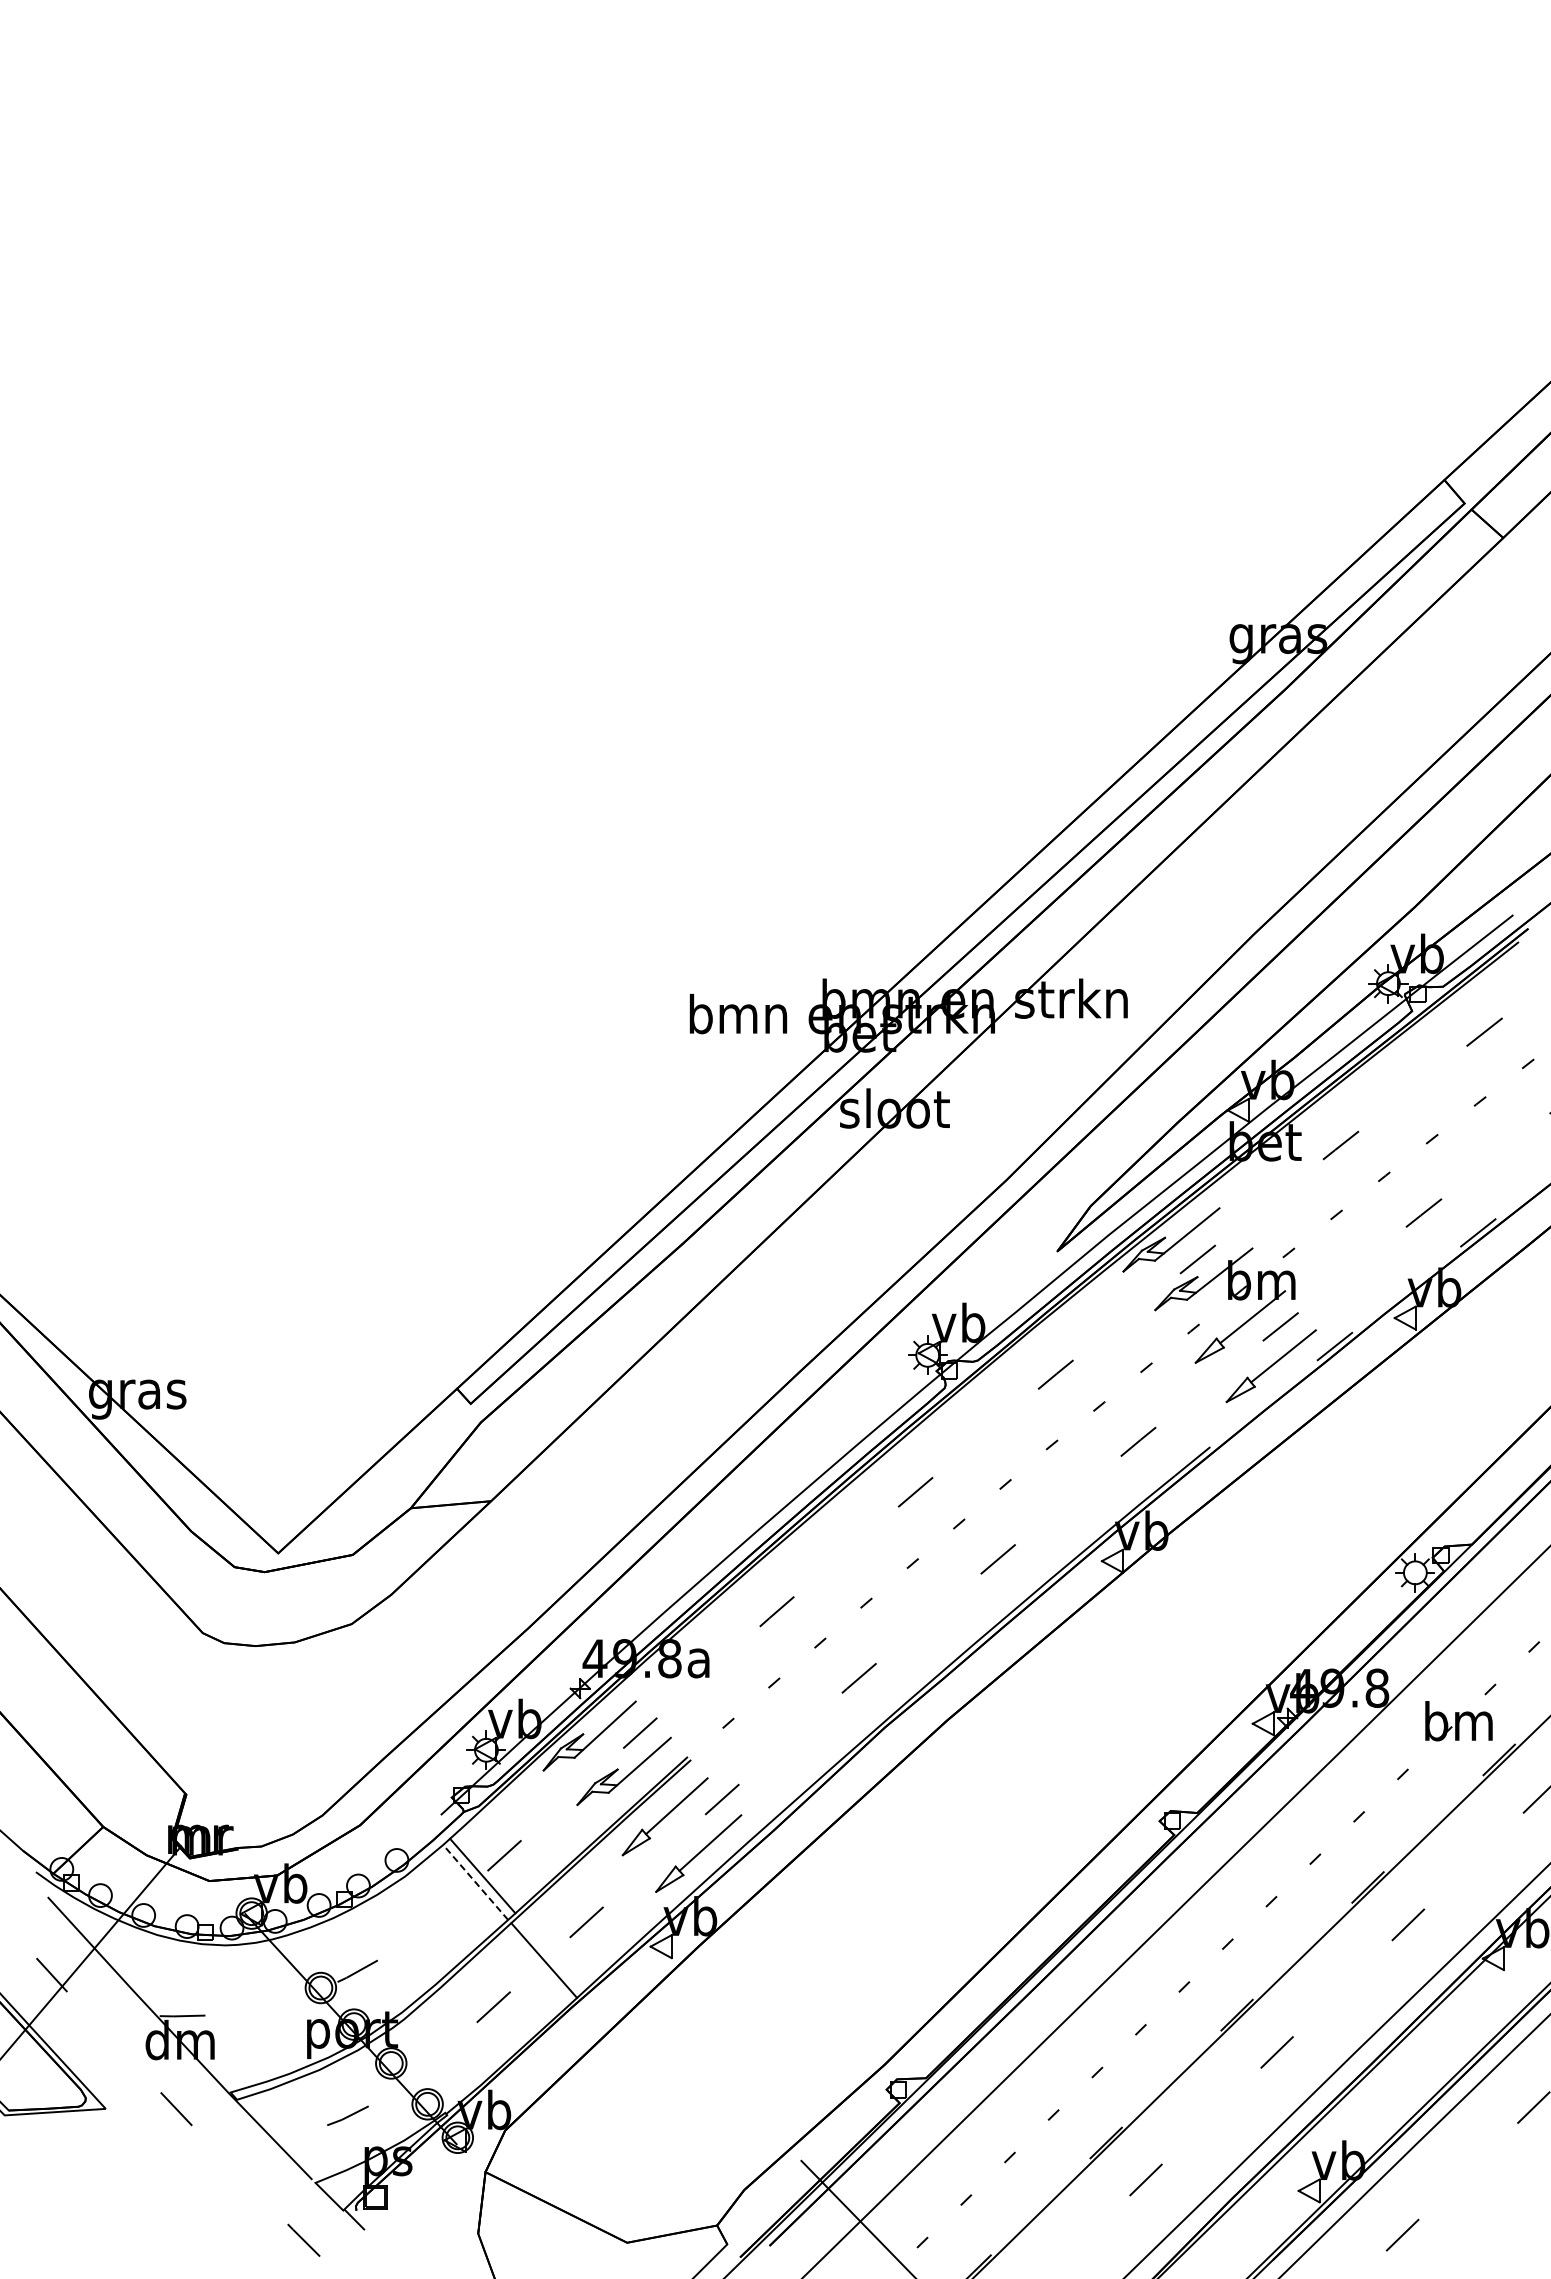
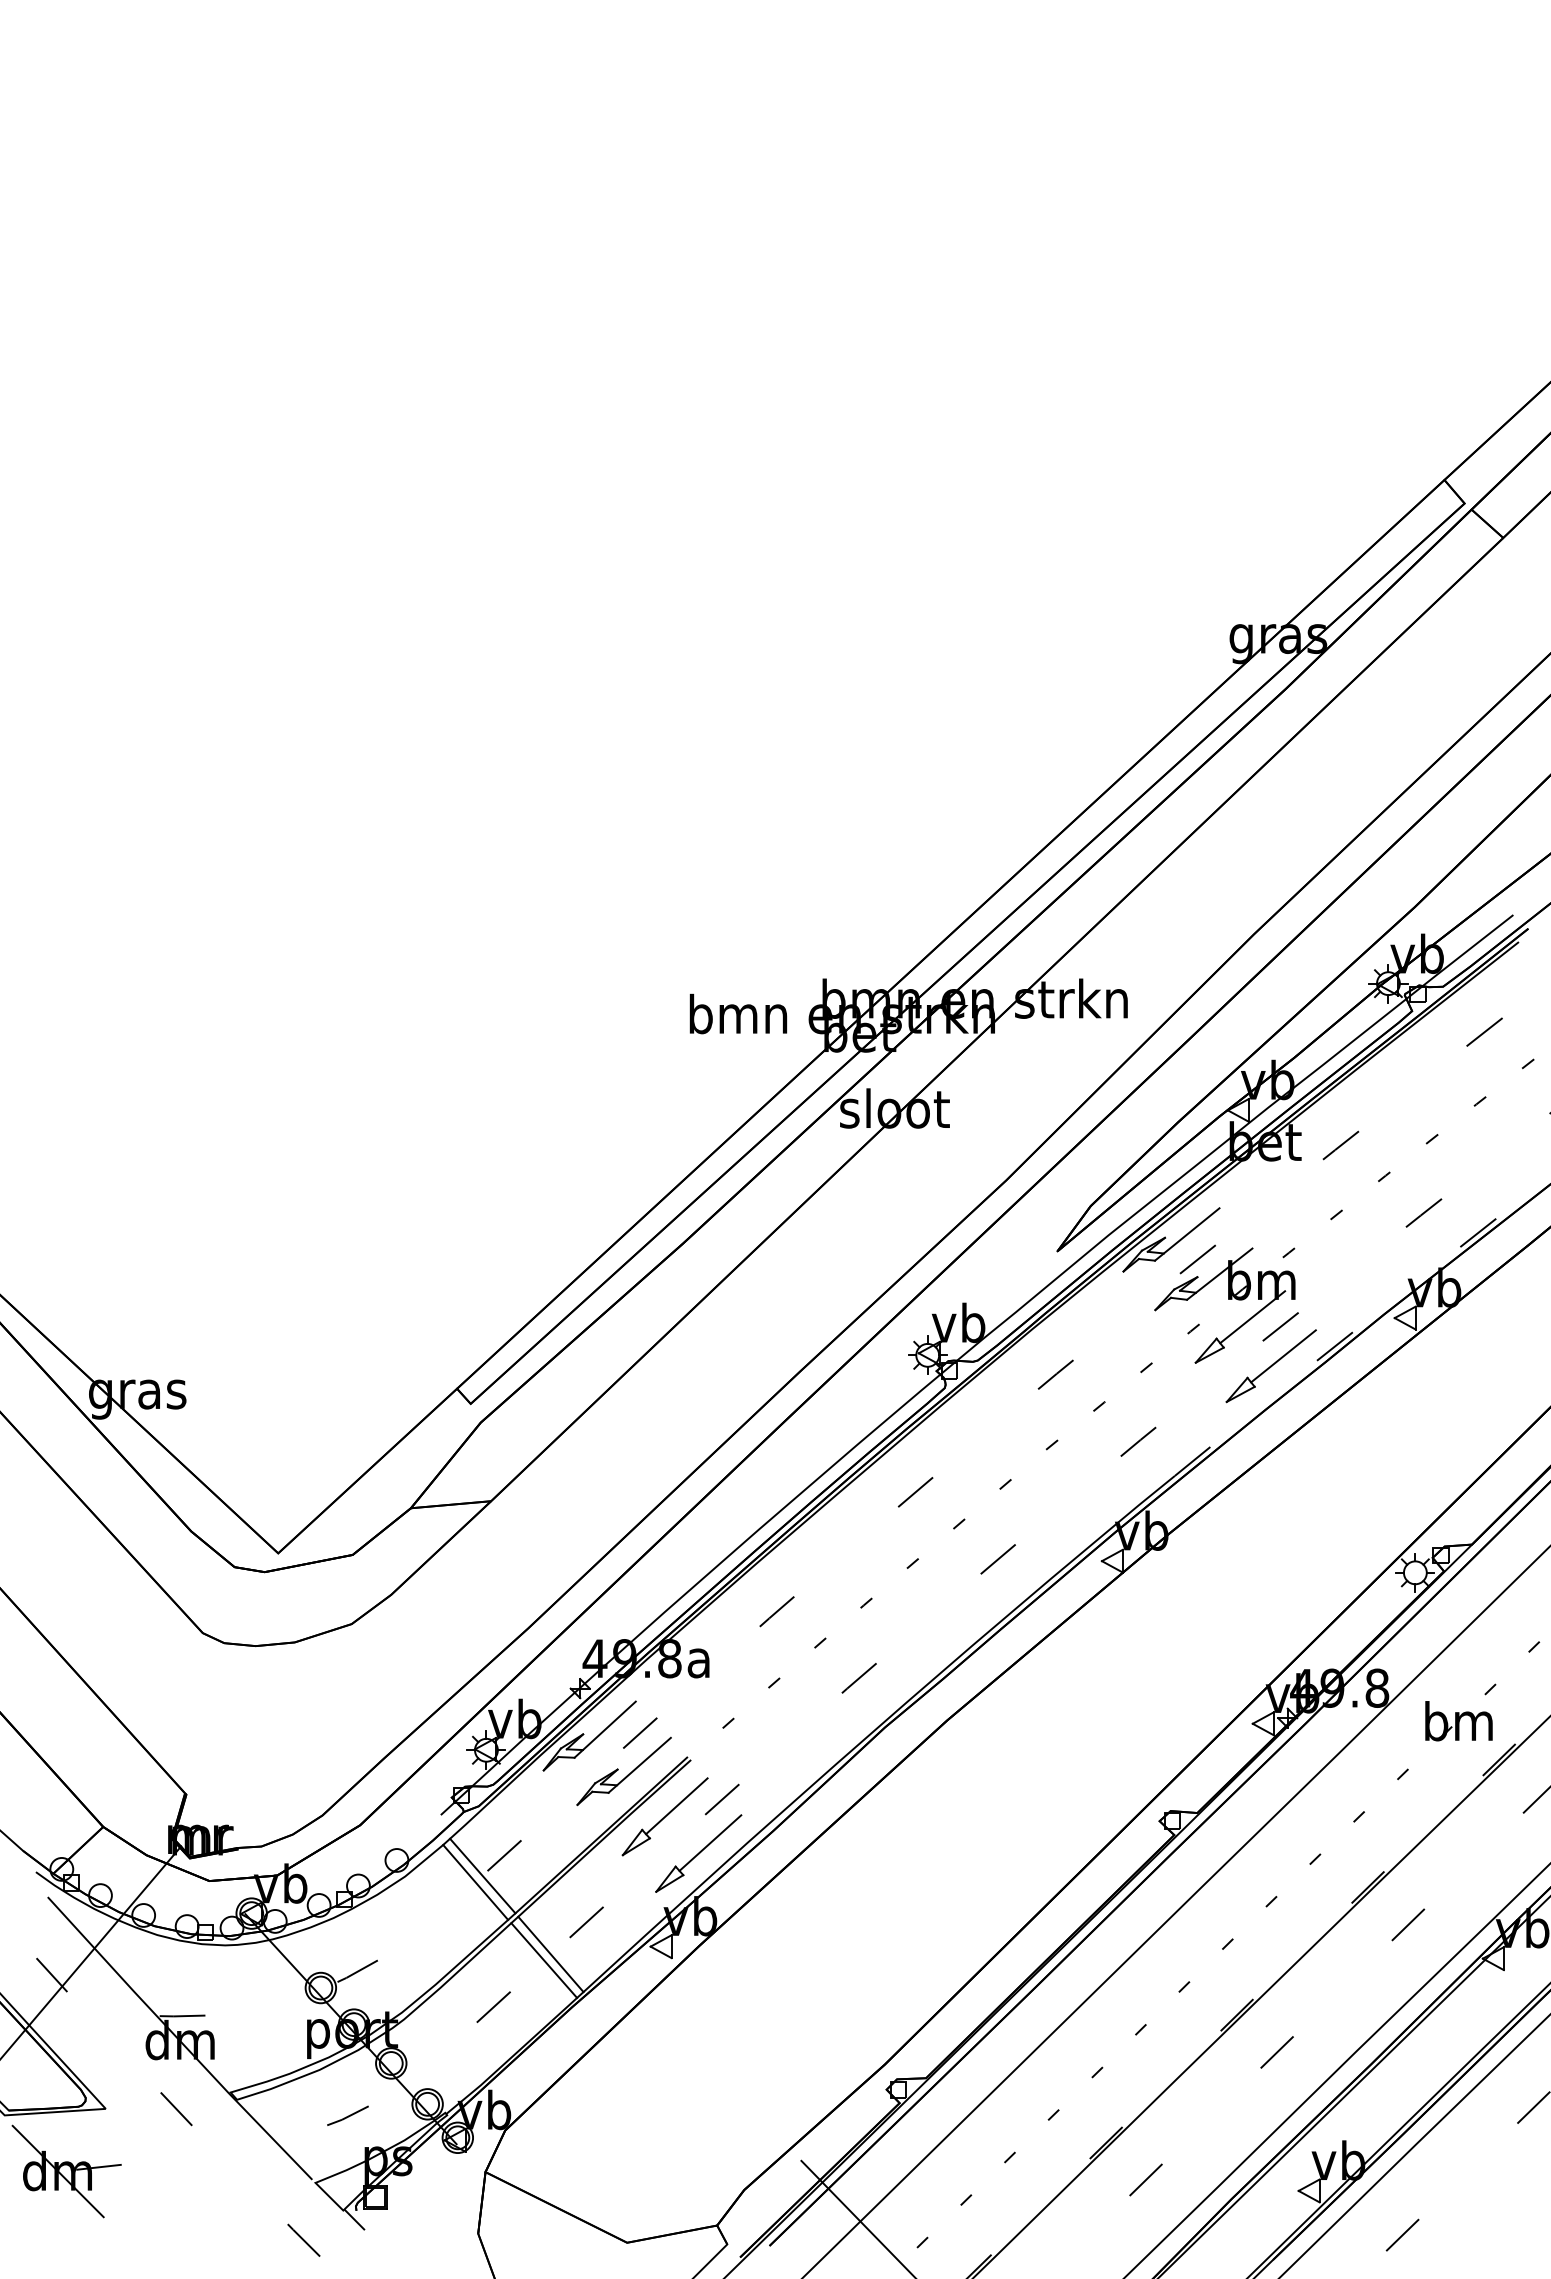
line: dashed -> solid (475, 1882)
line: none -> present (550, 1954)
part: none -> present (66, 2171)
